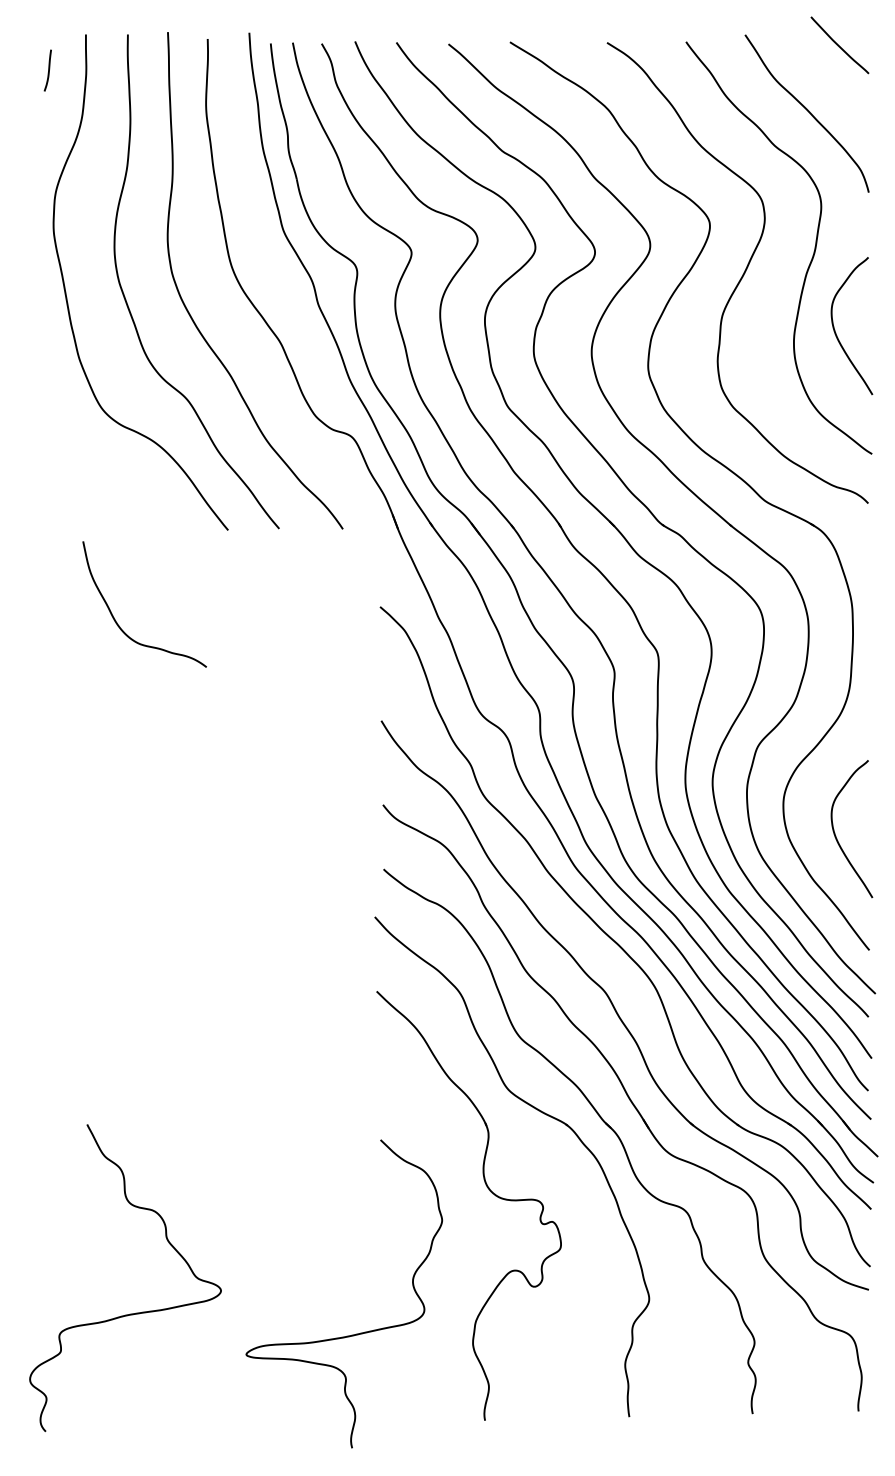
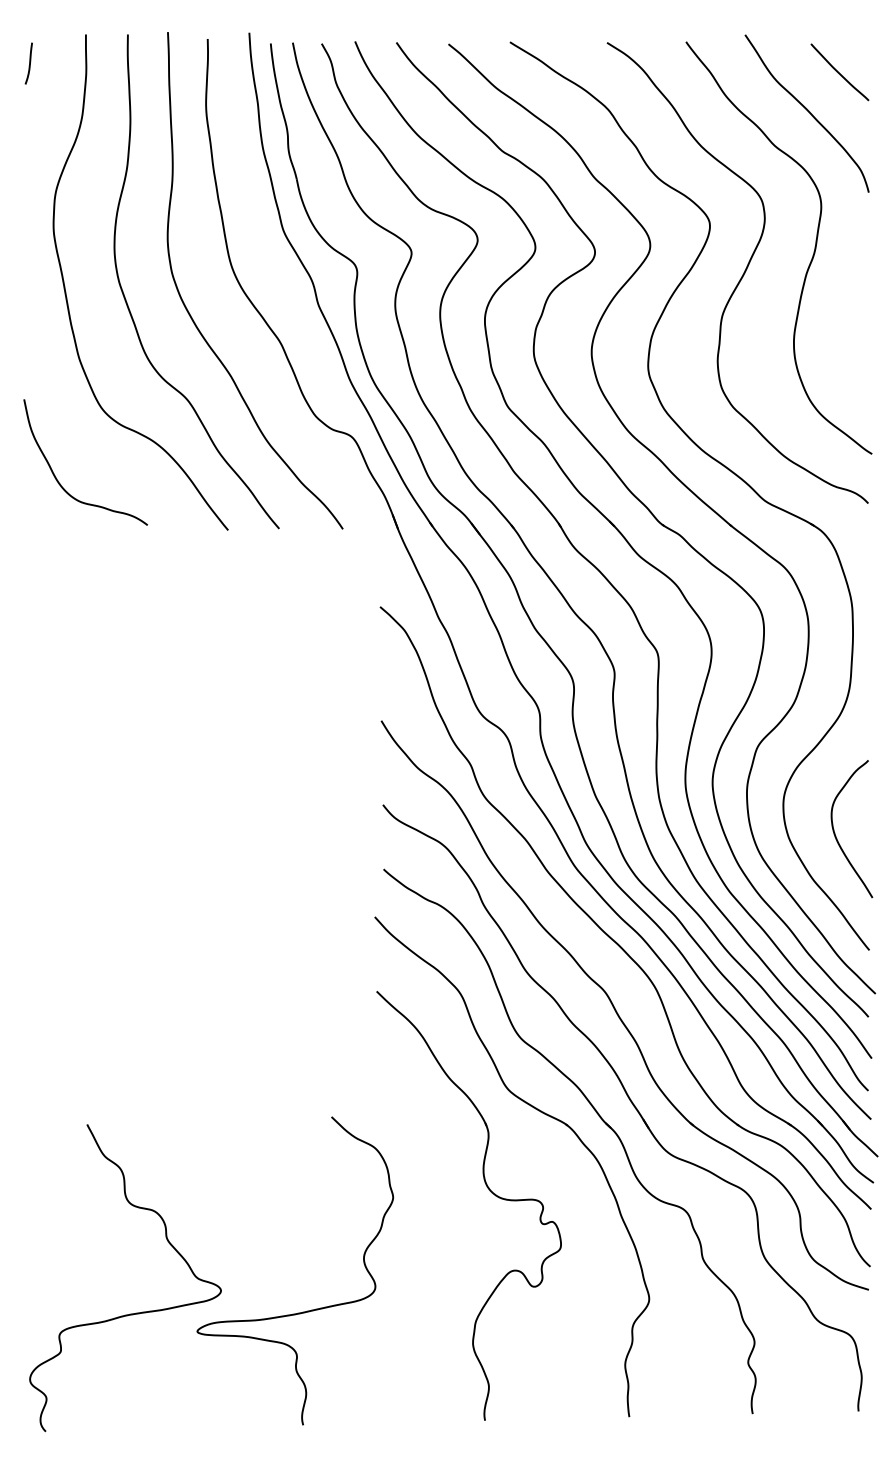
curve position: (839, 45) -> (839, 72) (839, 72)
curve position: (48, 70) -> (29, 63) (29, 63)
curve: present -> none (835, 330)
curve position: (116, 620) -> (57, 478) (57, 478)
curve position: (351, 1334) -> (302, 1311) (302, 1311)
